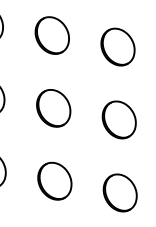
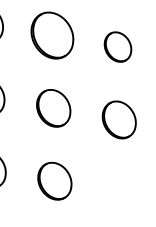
part size: 36x39 px -> 45x49 px (52, 35)
part size: 36x40 px -> 30x32 px (117, 46)
part: present -> none (119, 192)
